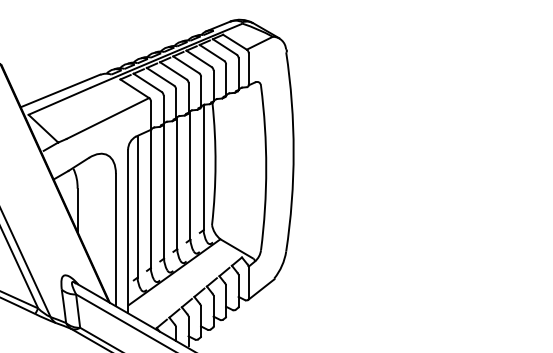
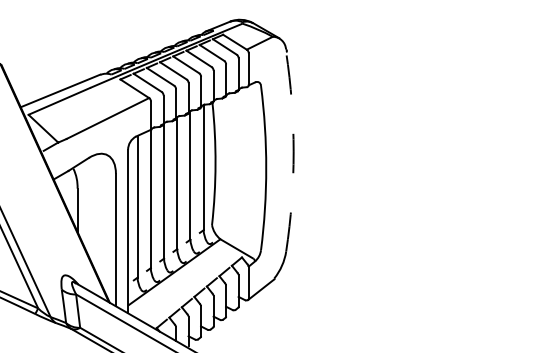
arc: solid -> dashed (293, 151)
